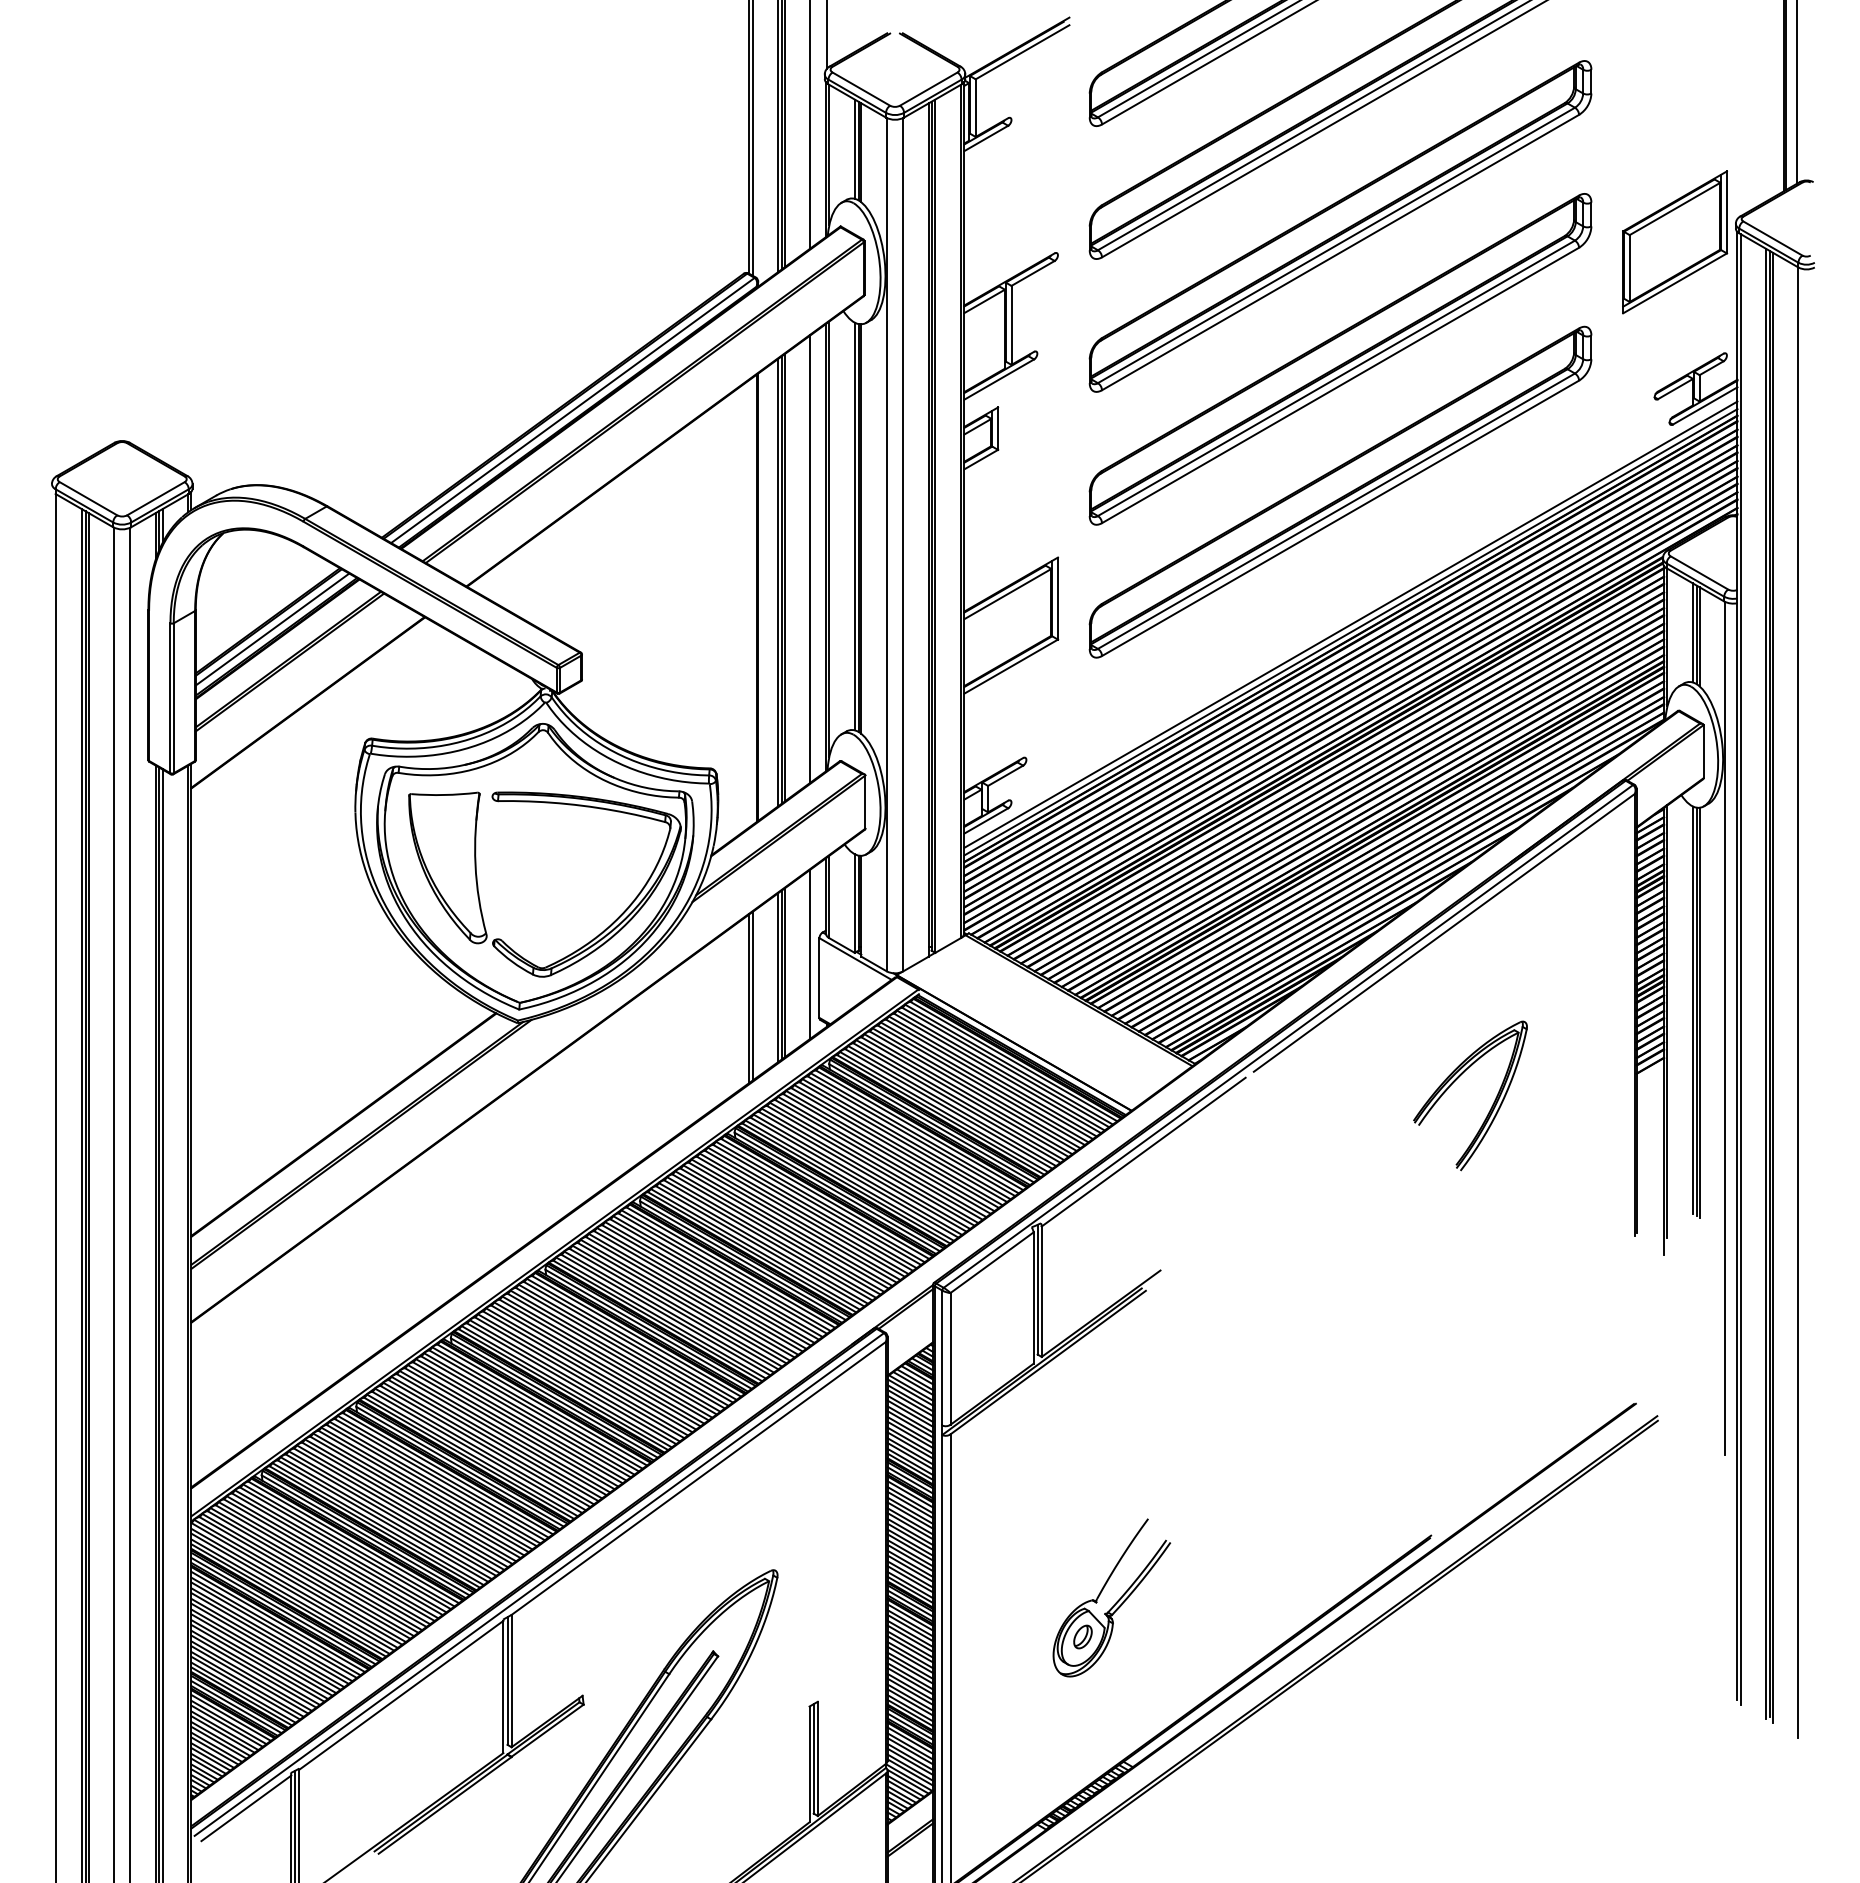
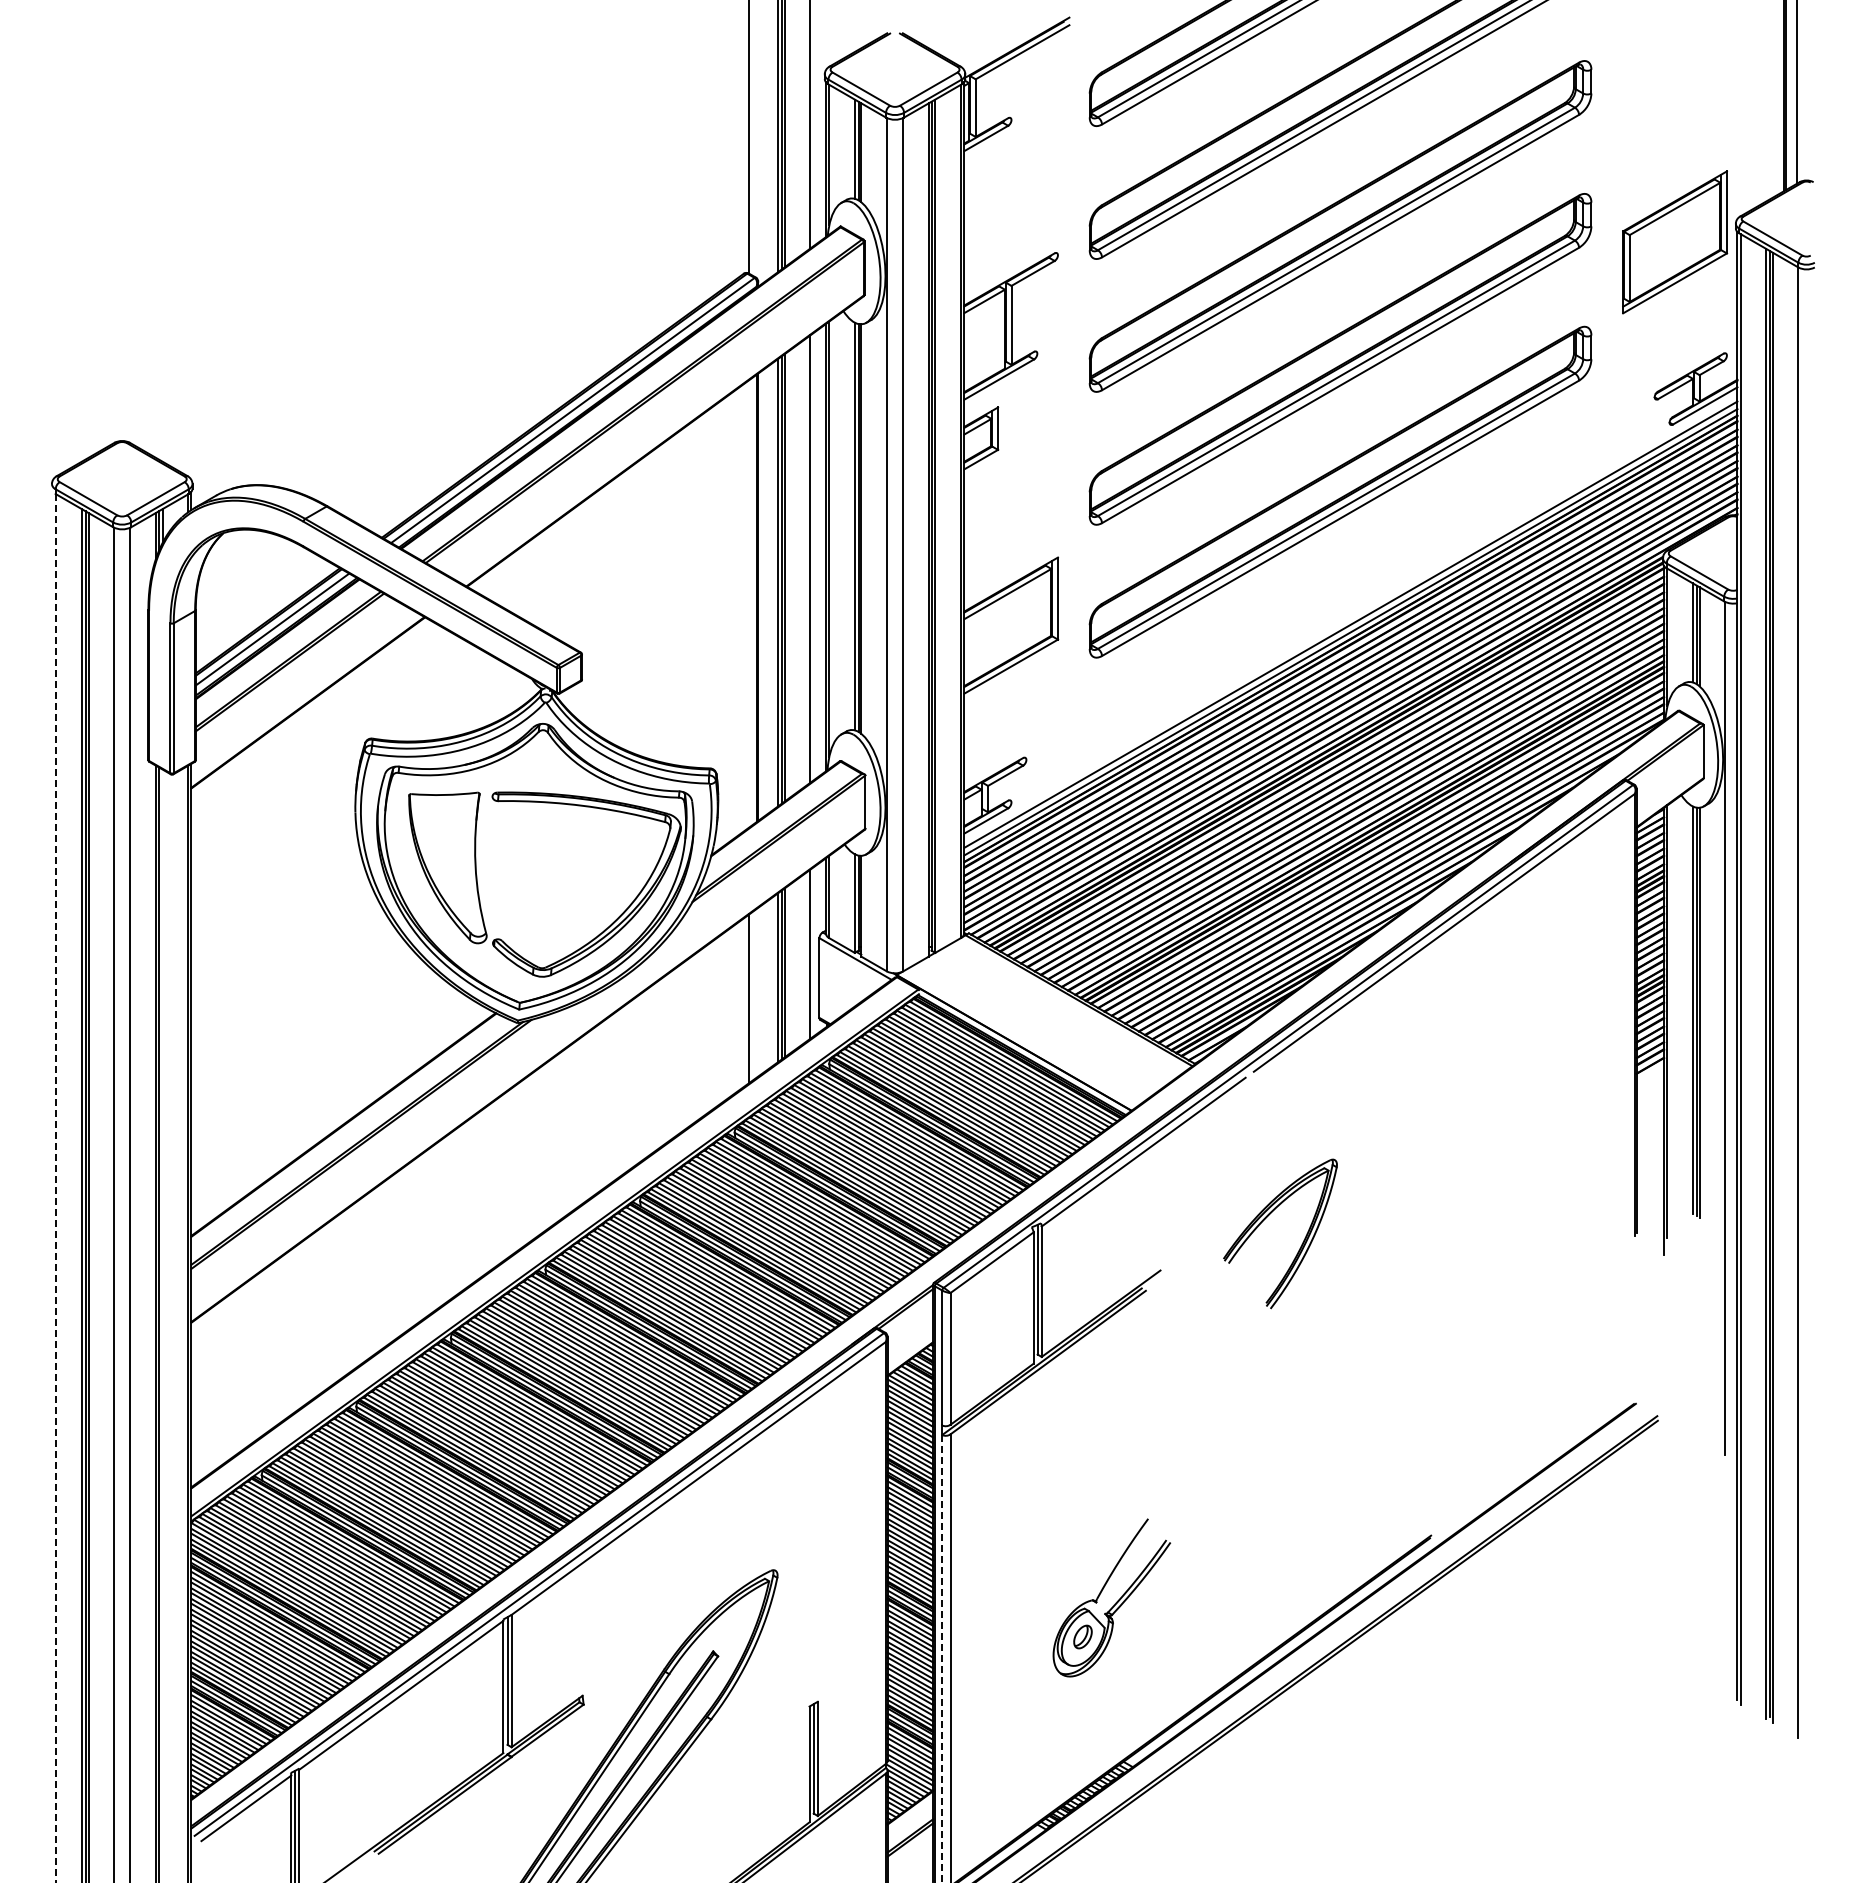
line: present -> none (826, 35)
line: present -> none (752, 138)
line: present -> none (752, 995)
part position: (1456, 1080) -> (1266, 1218) (1266, 1218)
line: solid -> dashed (56, 1189)
line: present -> none (162, 1324)
line: solid -> dashed (942, 1658)
